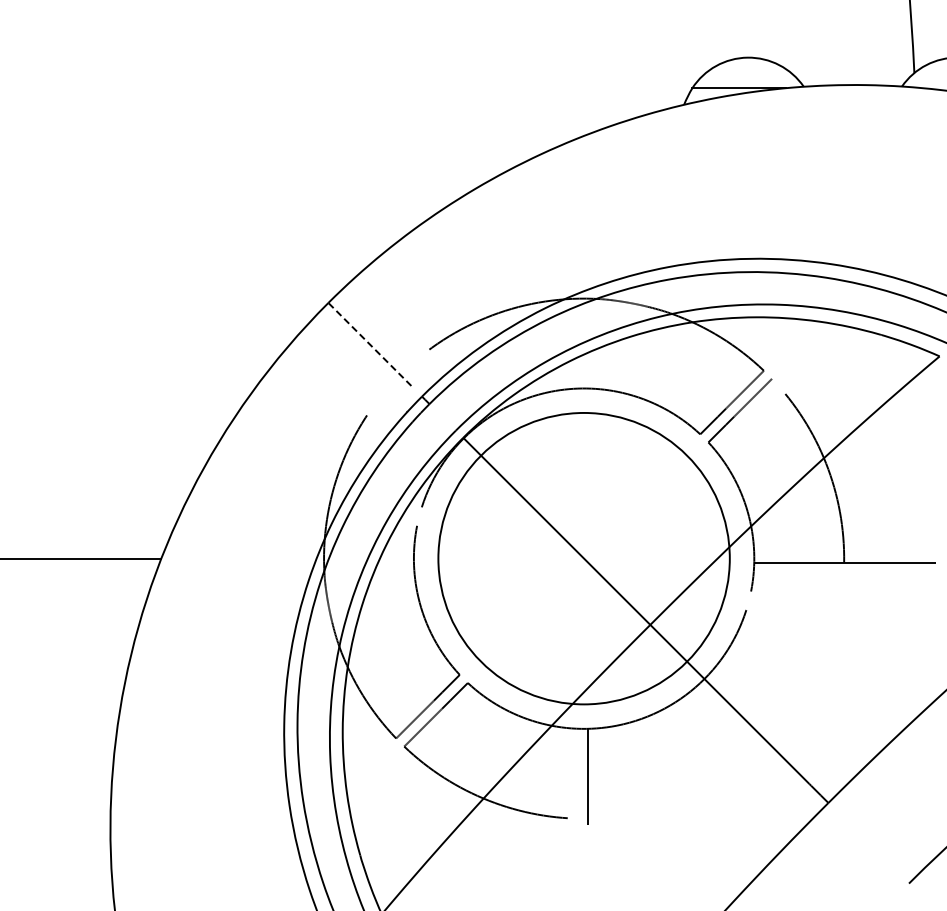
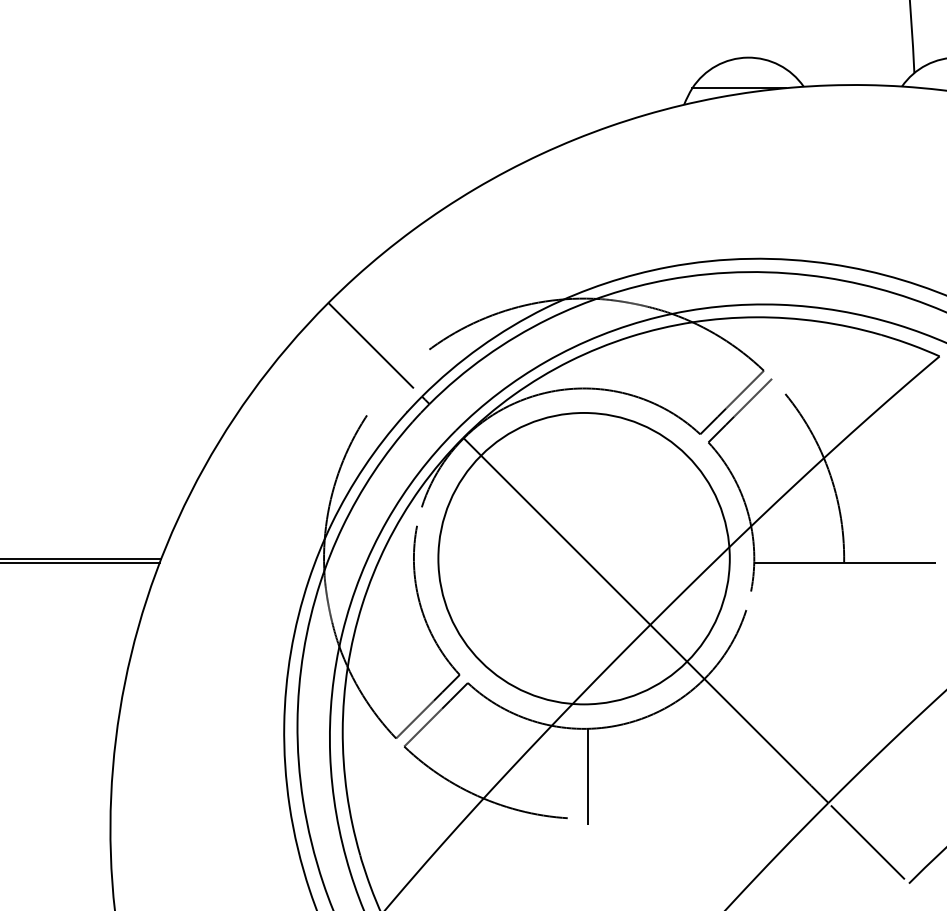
line: dashed -> solid (370, 345)
line: none -> present (80, 562)
line: none -> present (867, 842)
